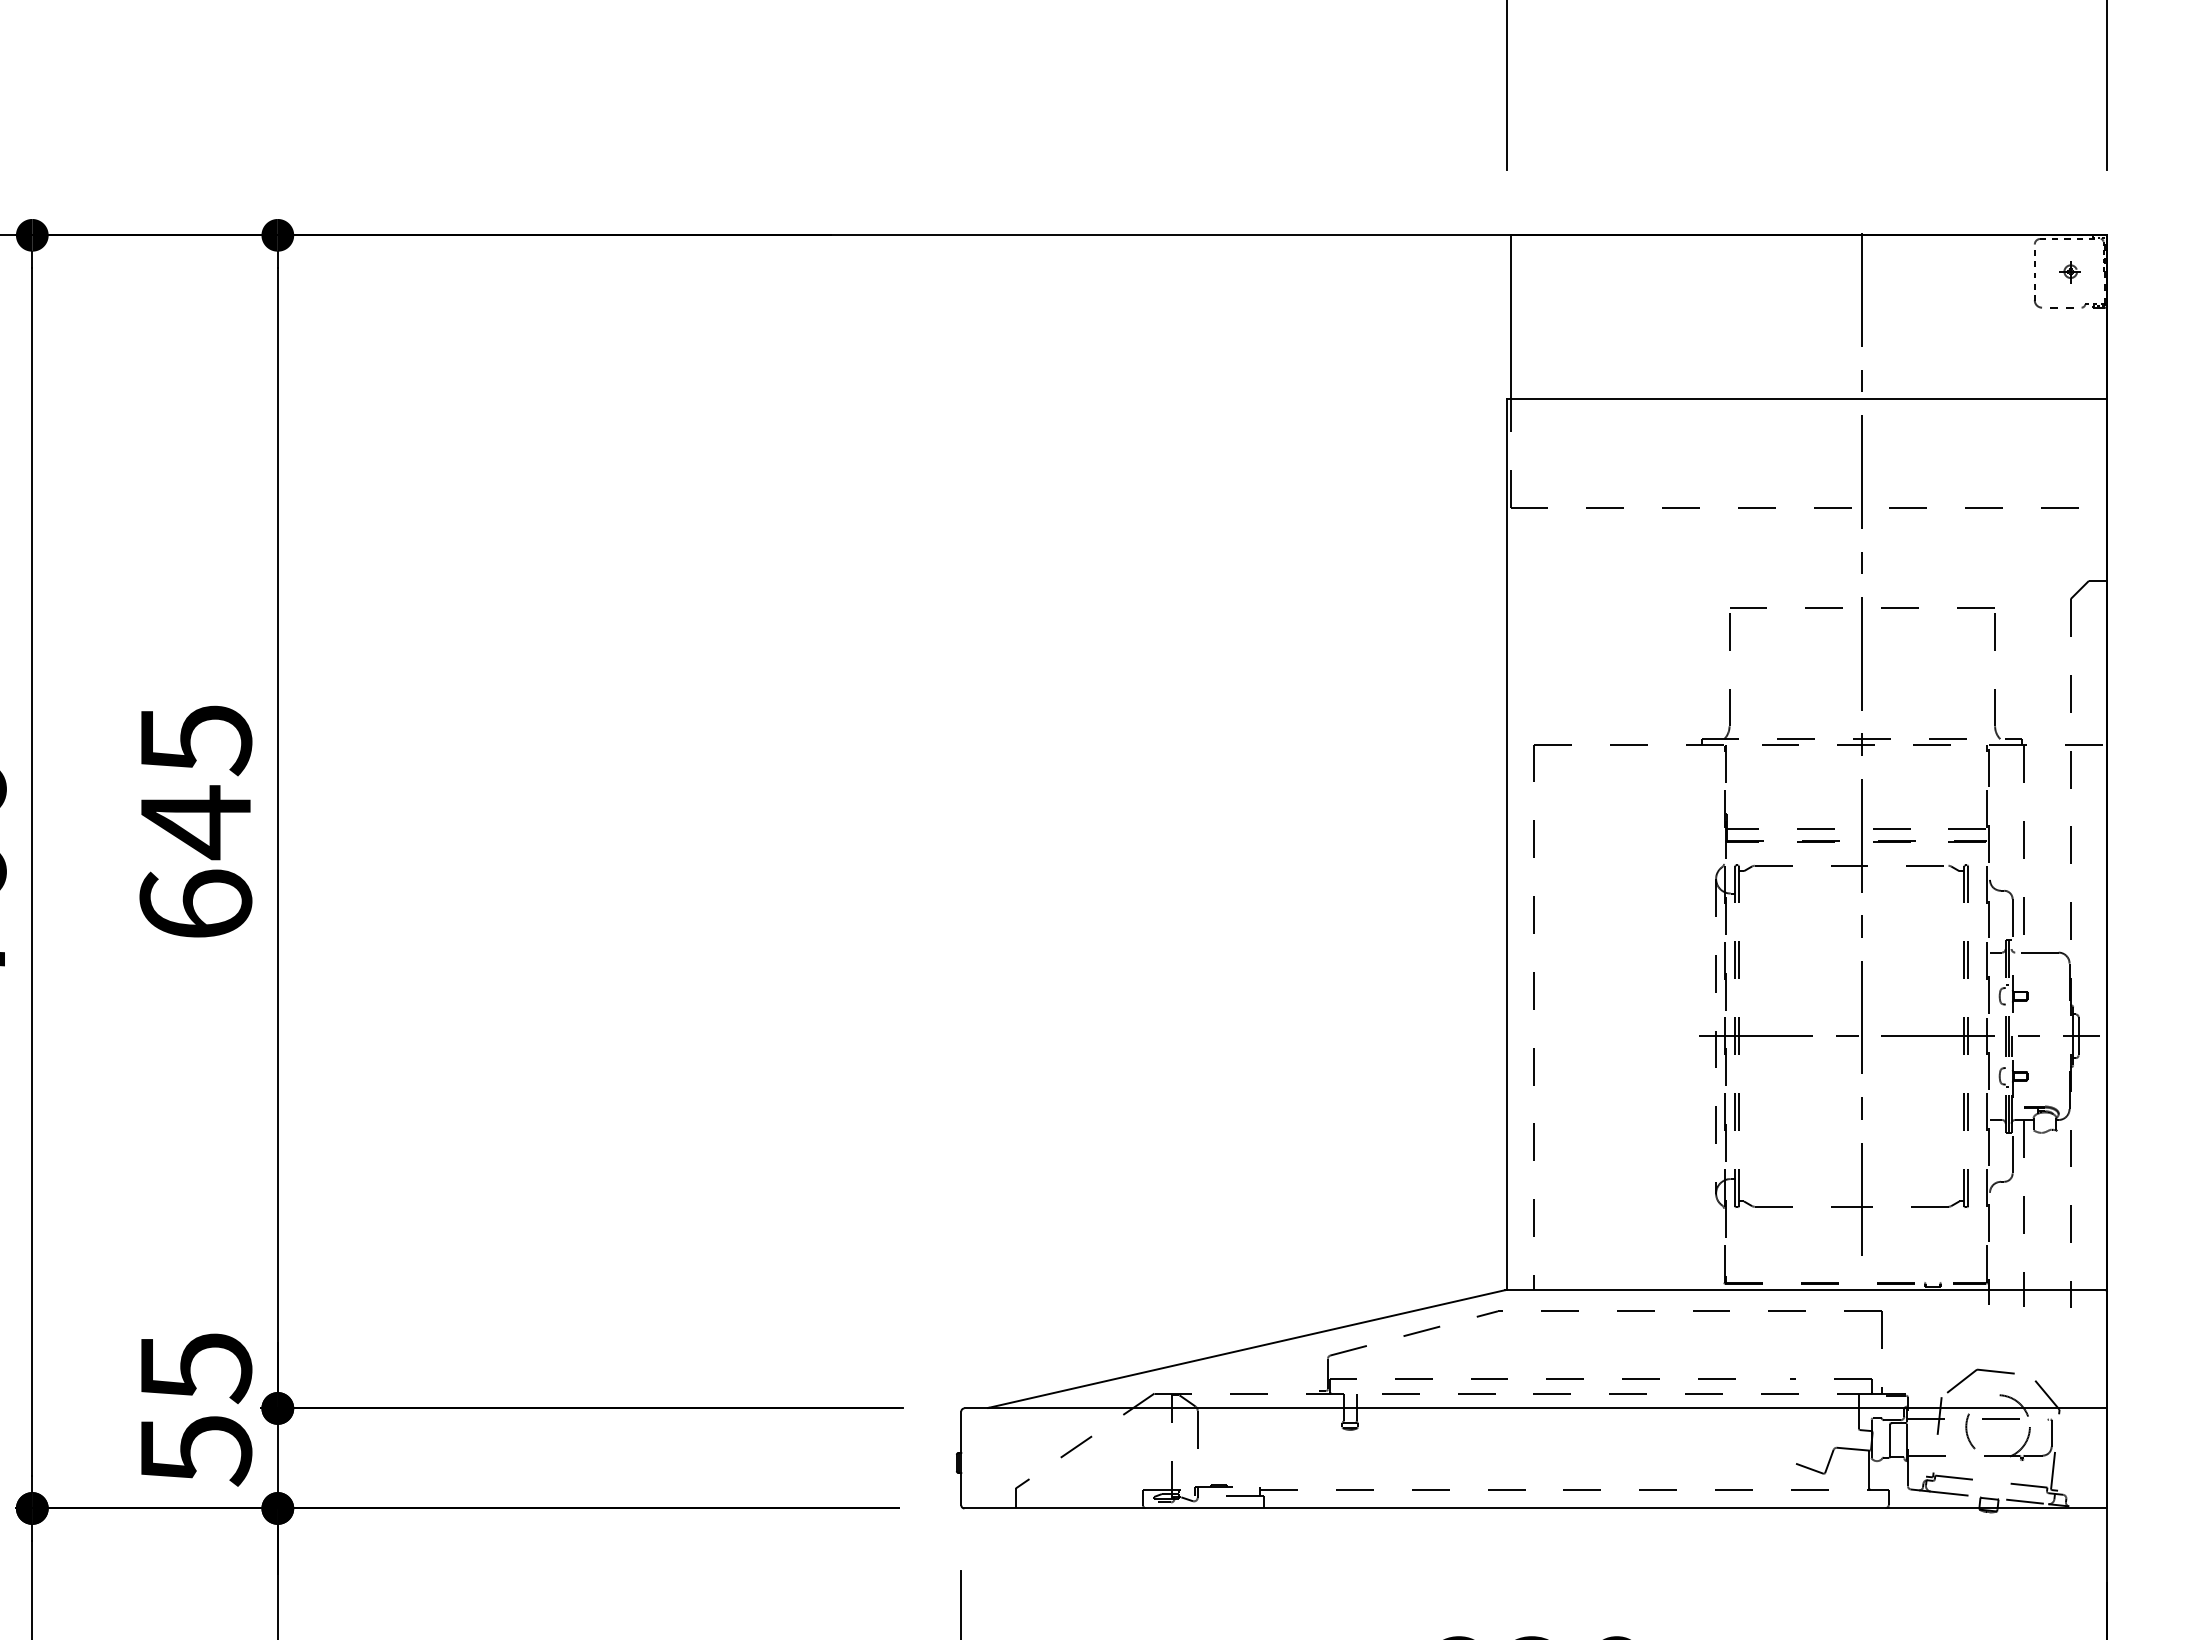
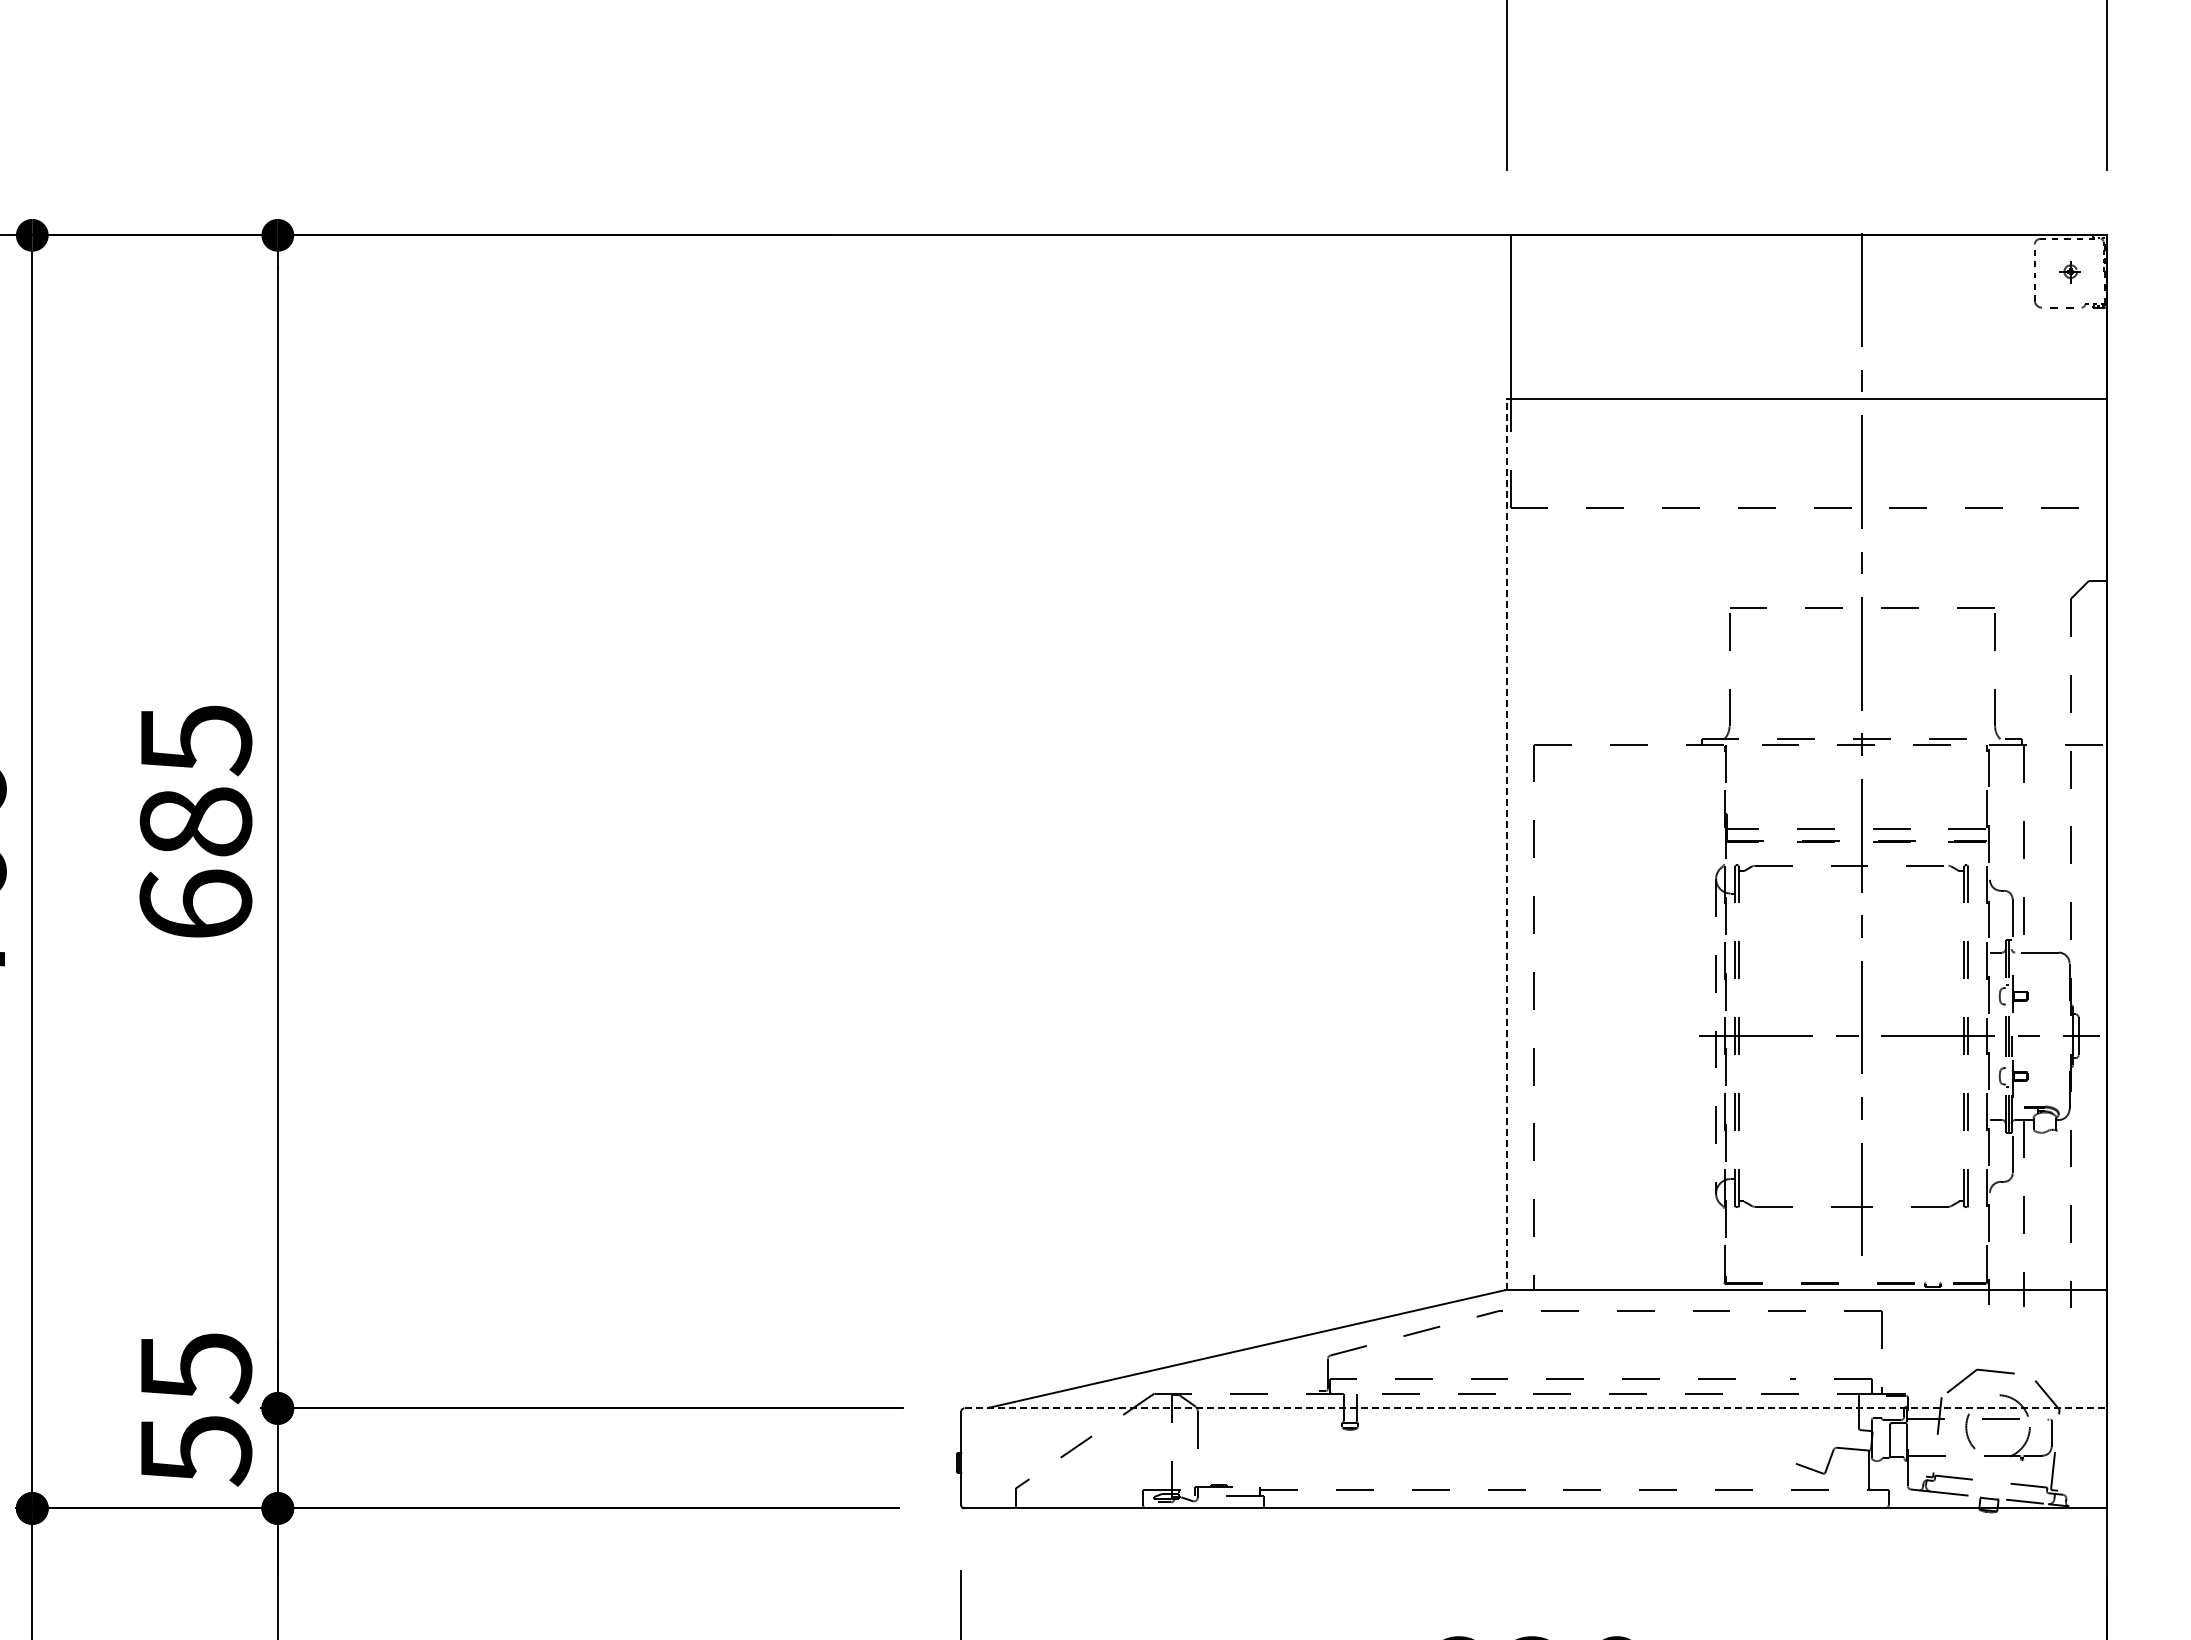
text: 645 -> 685 (195, 822)
line: solid -> dashed (1506, 844)
line: solid -> dashed (1536, 1408)
